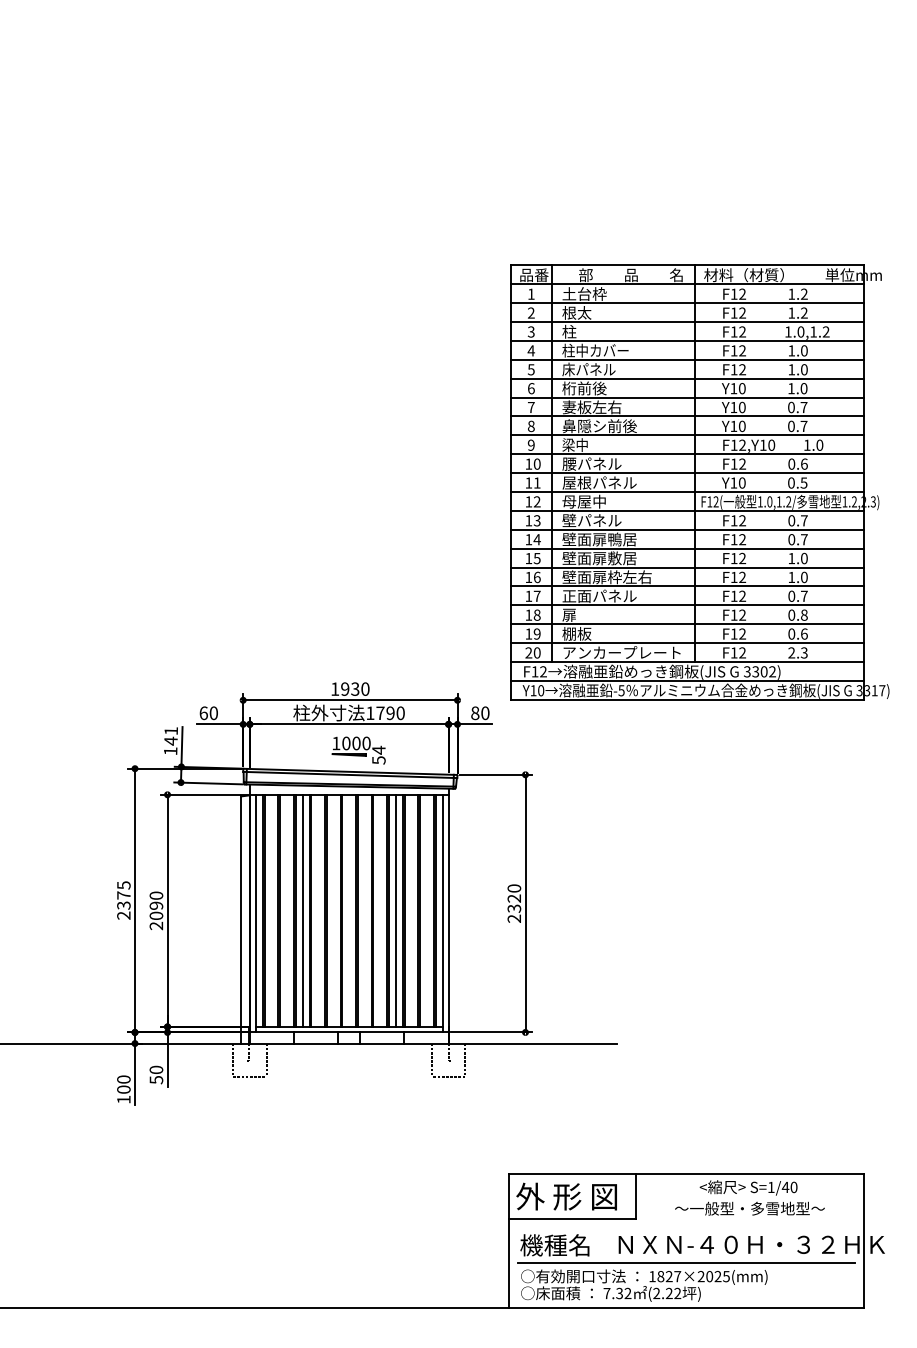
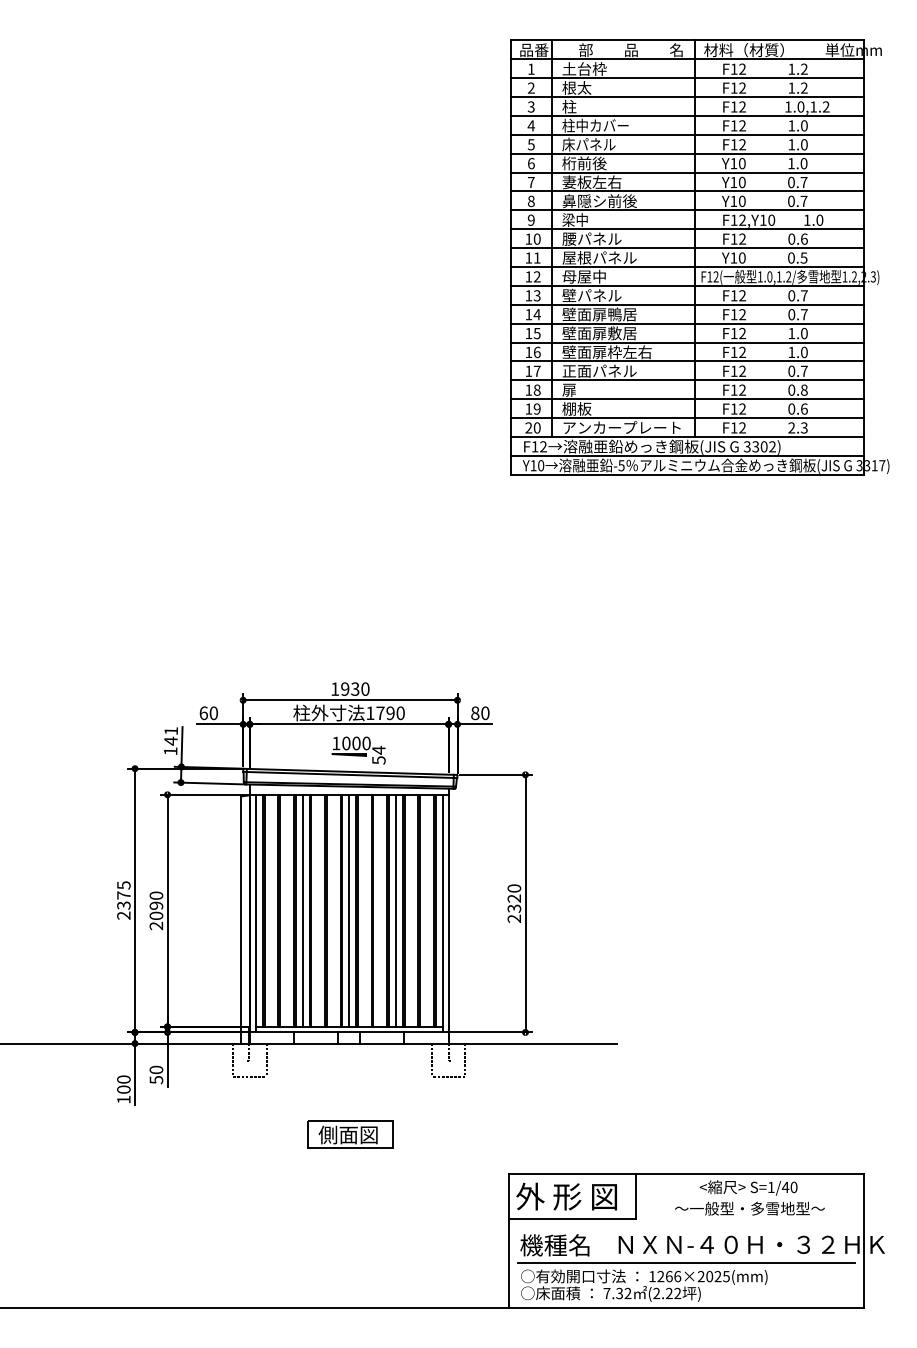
part position: (699, 482) -> (699, 257) (699, 257)
line: none -> present (349, 910)
part: none -> present (350, 1134)
text: 1827×2025(mm) -> 1266×2025(mm) (669, 1276)
